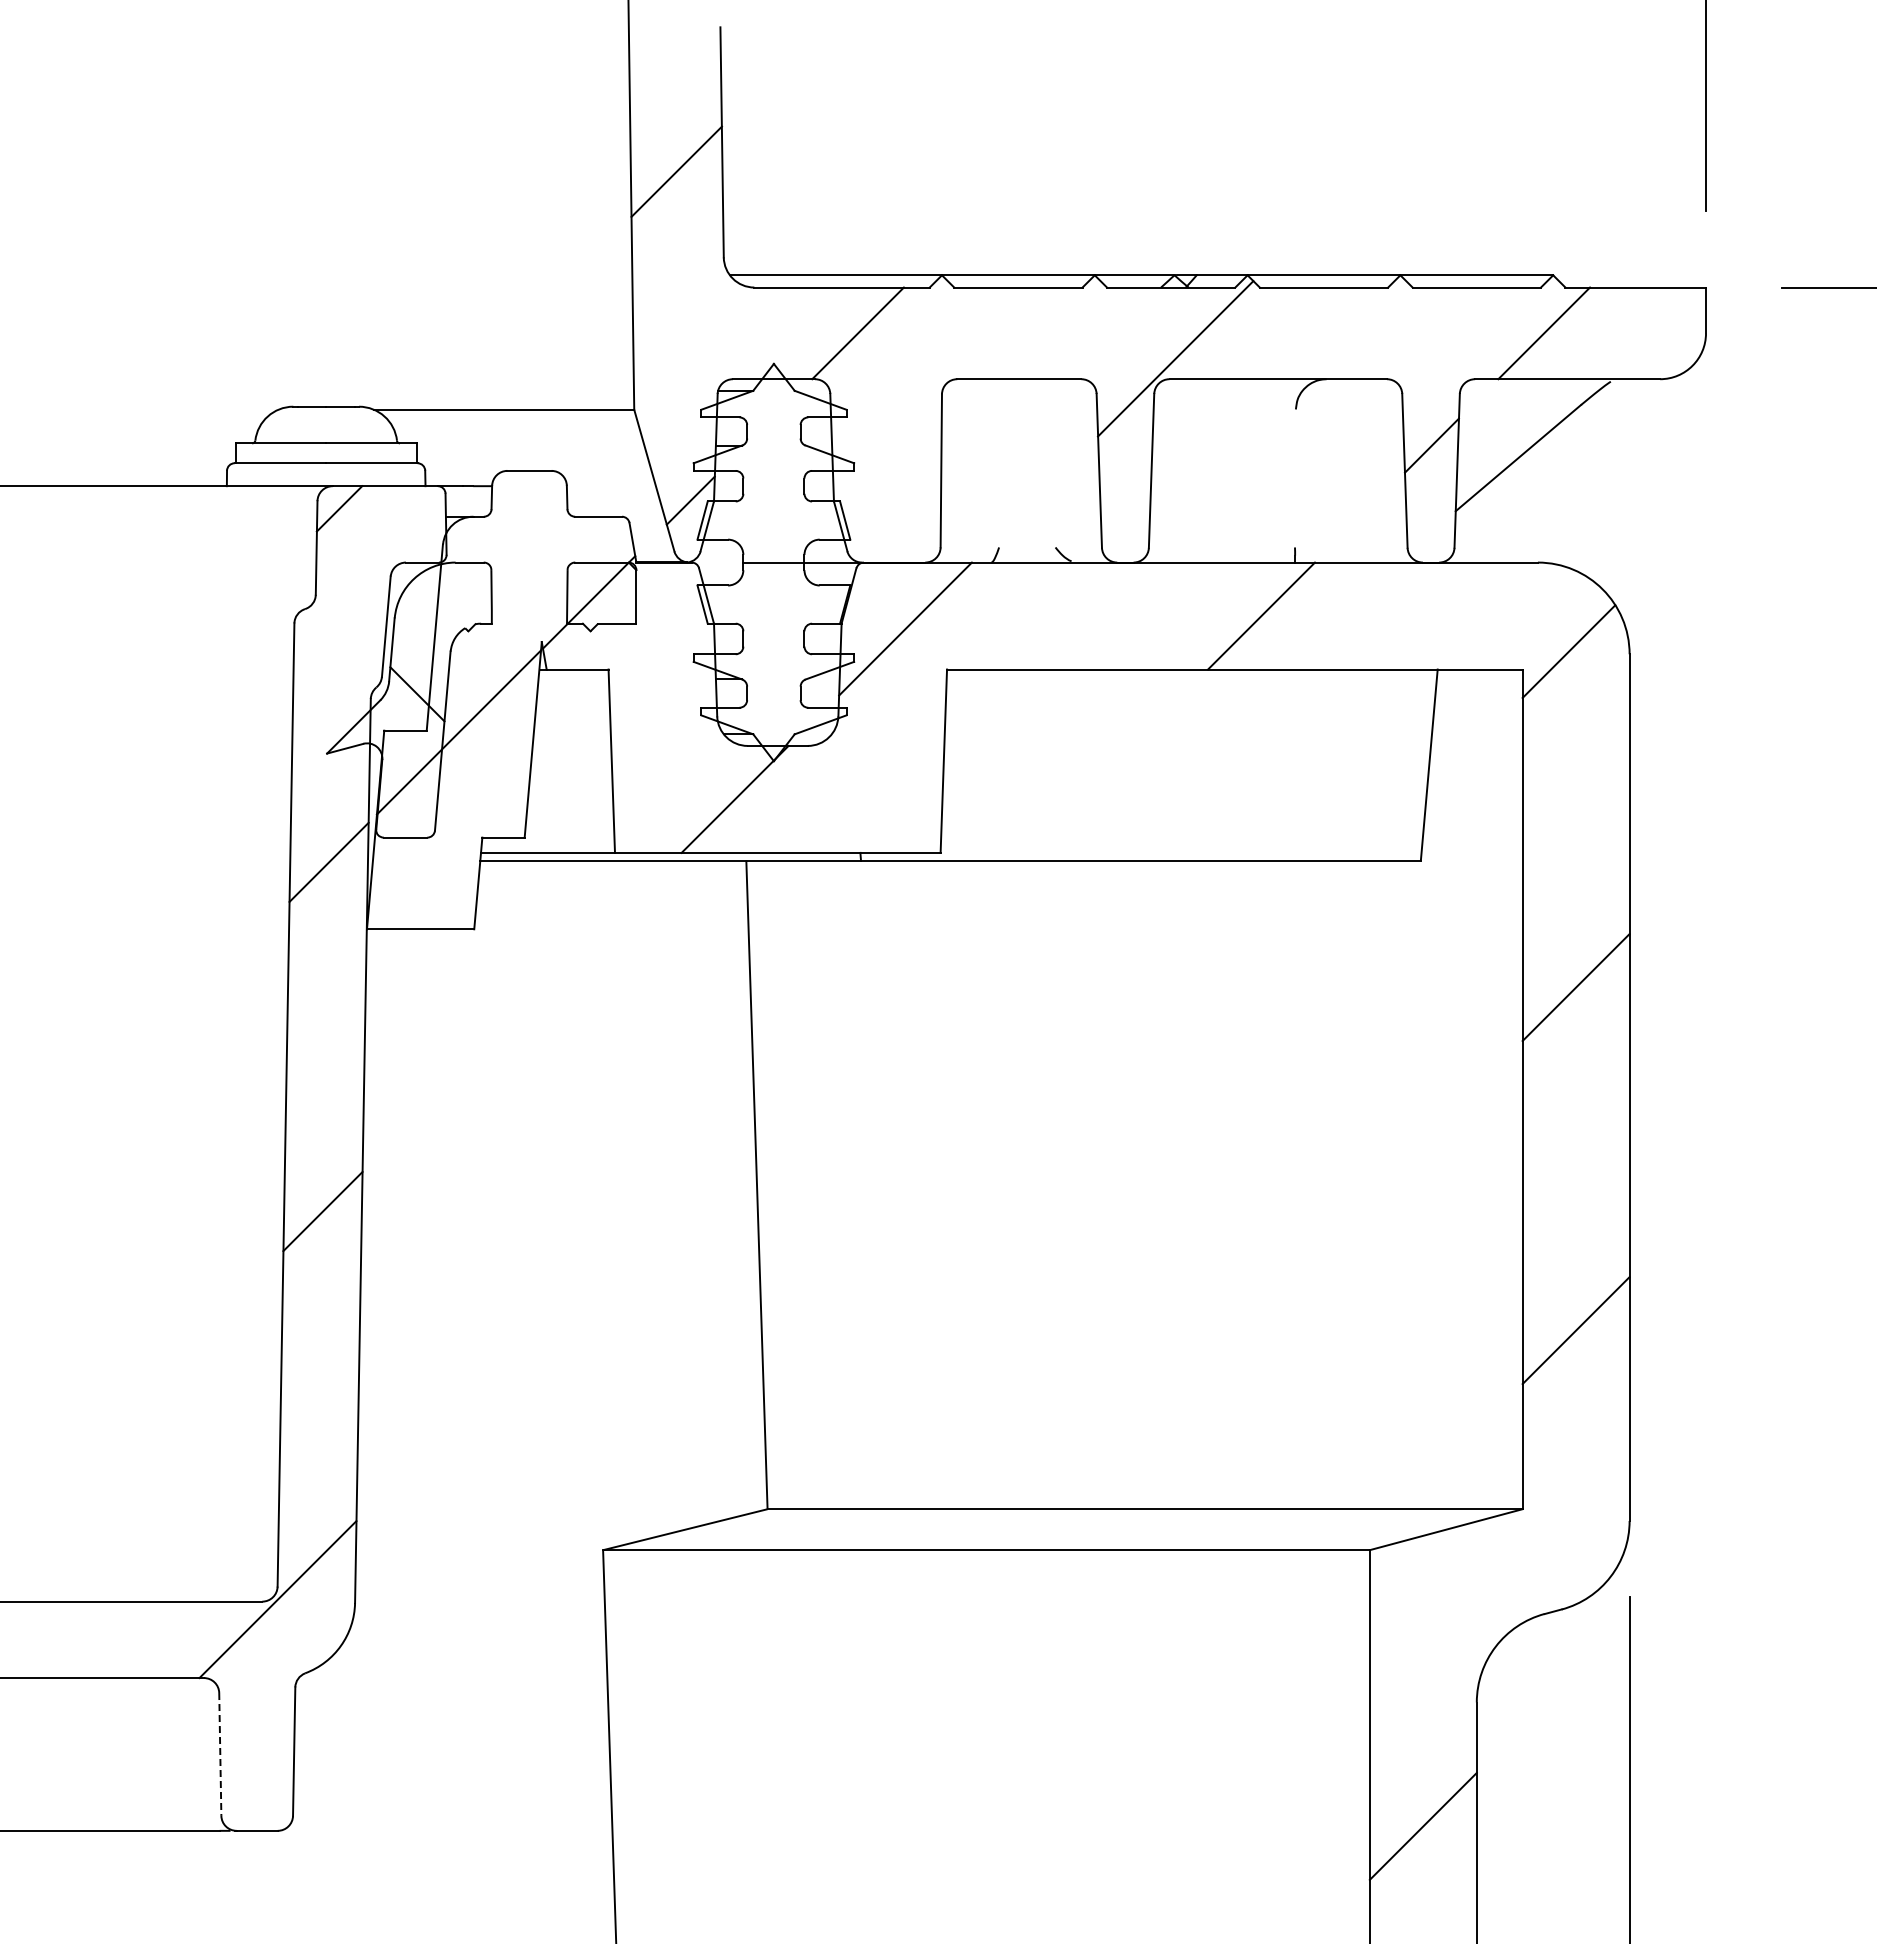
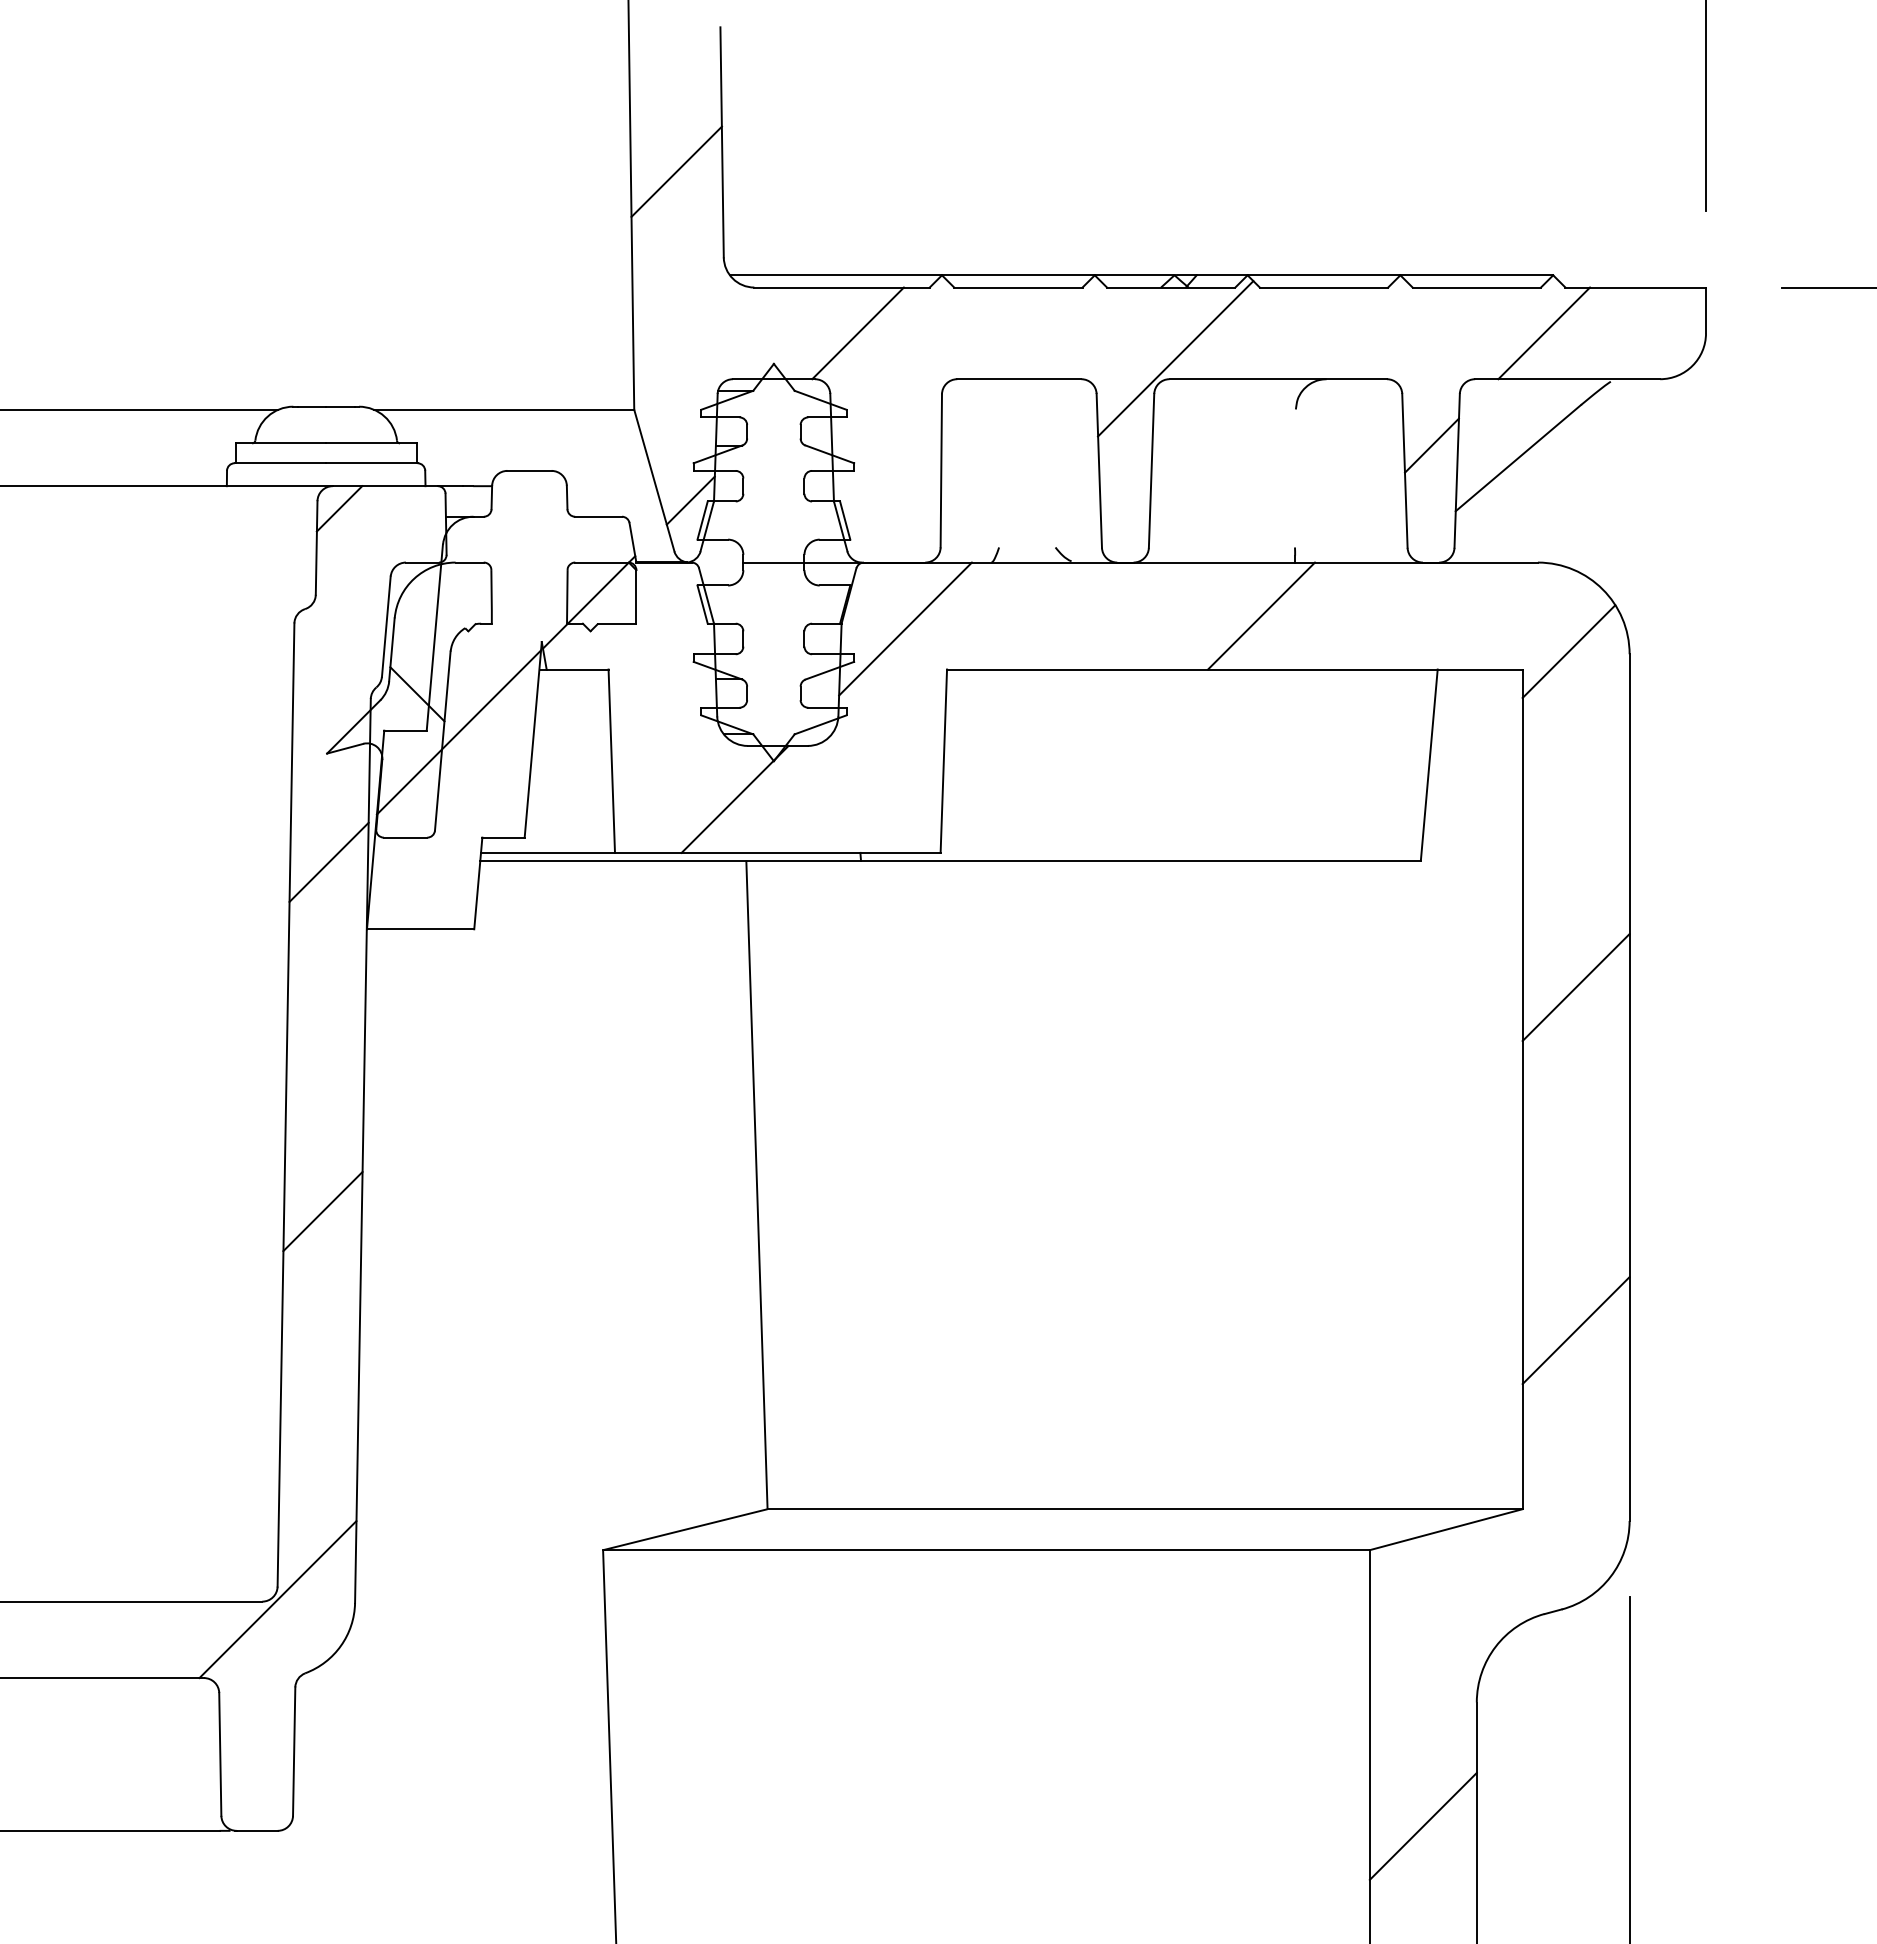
line: none -> present (140, 409)
line: dashed -> solid (220, 1754)
